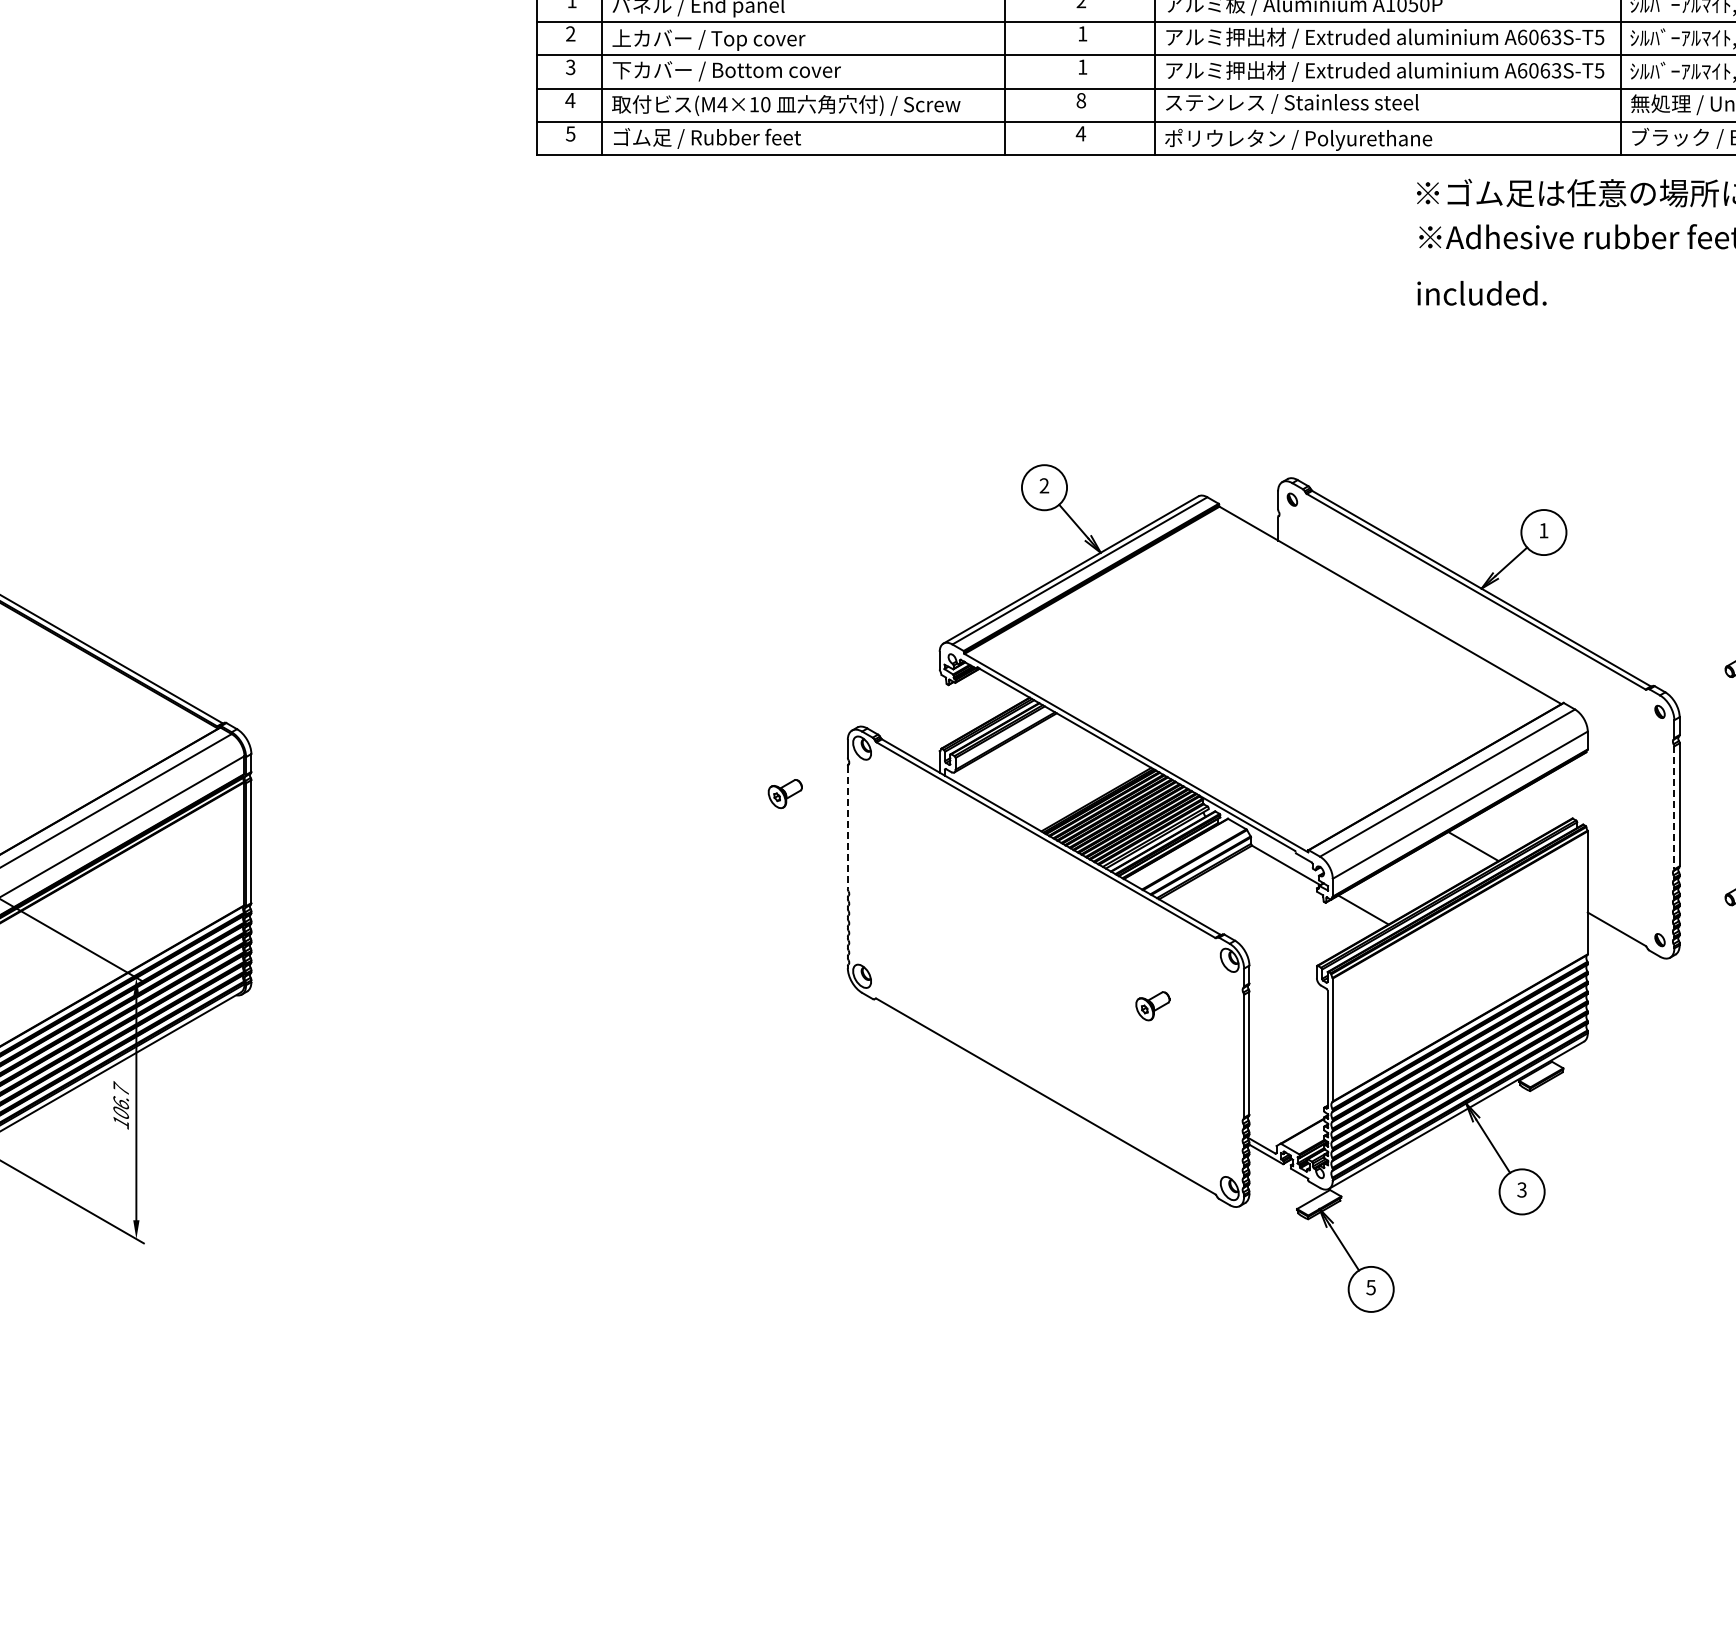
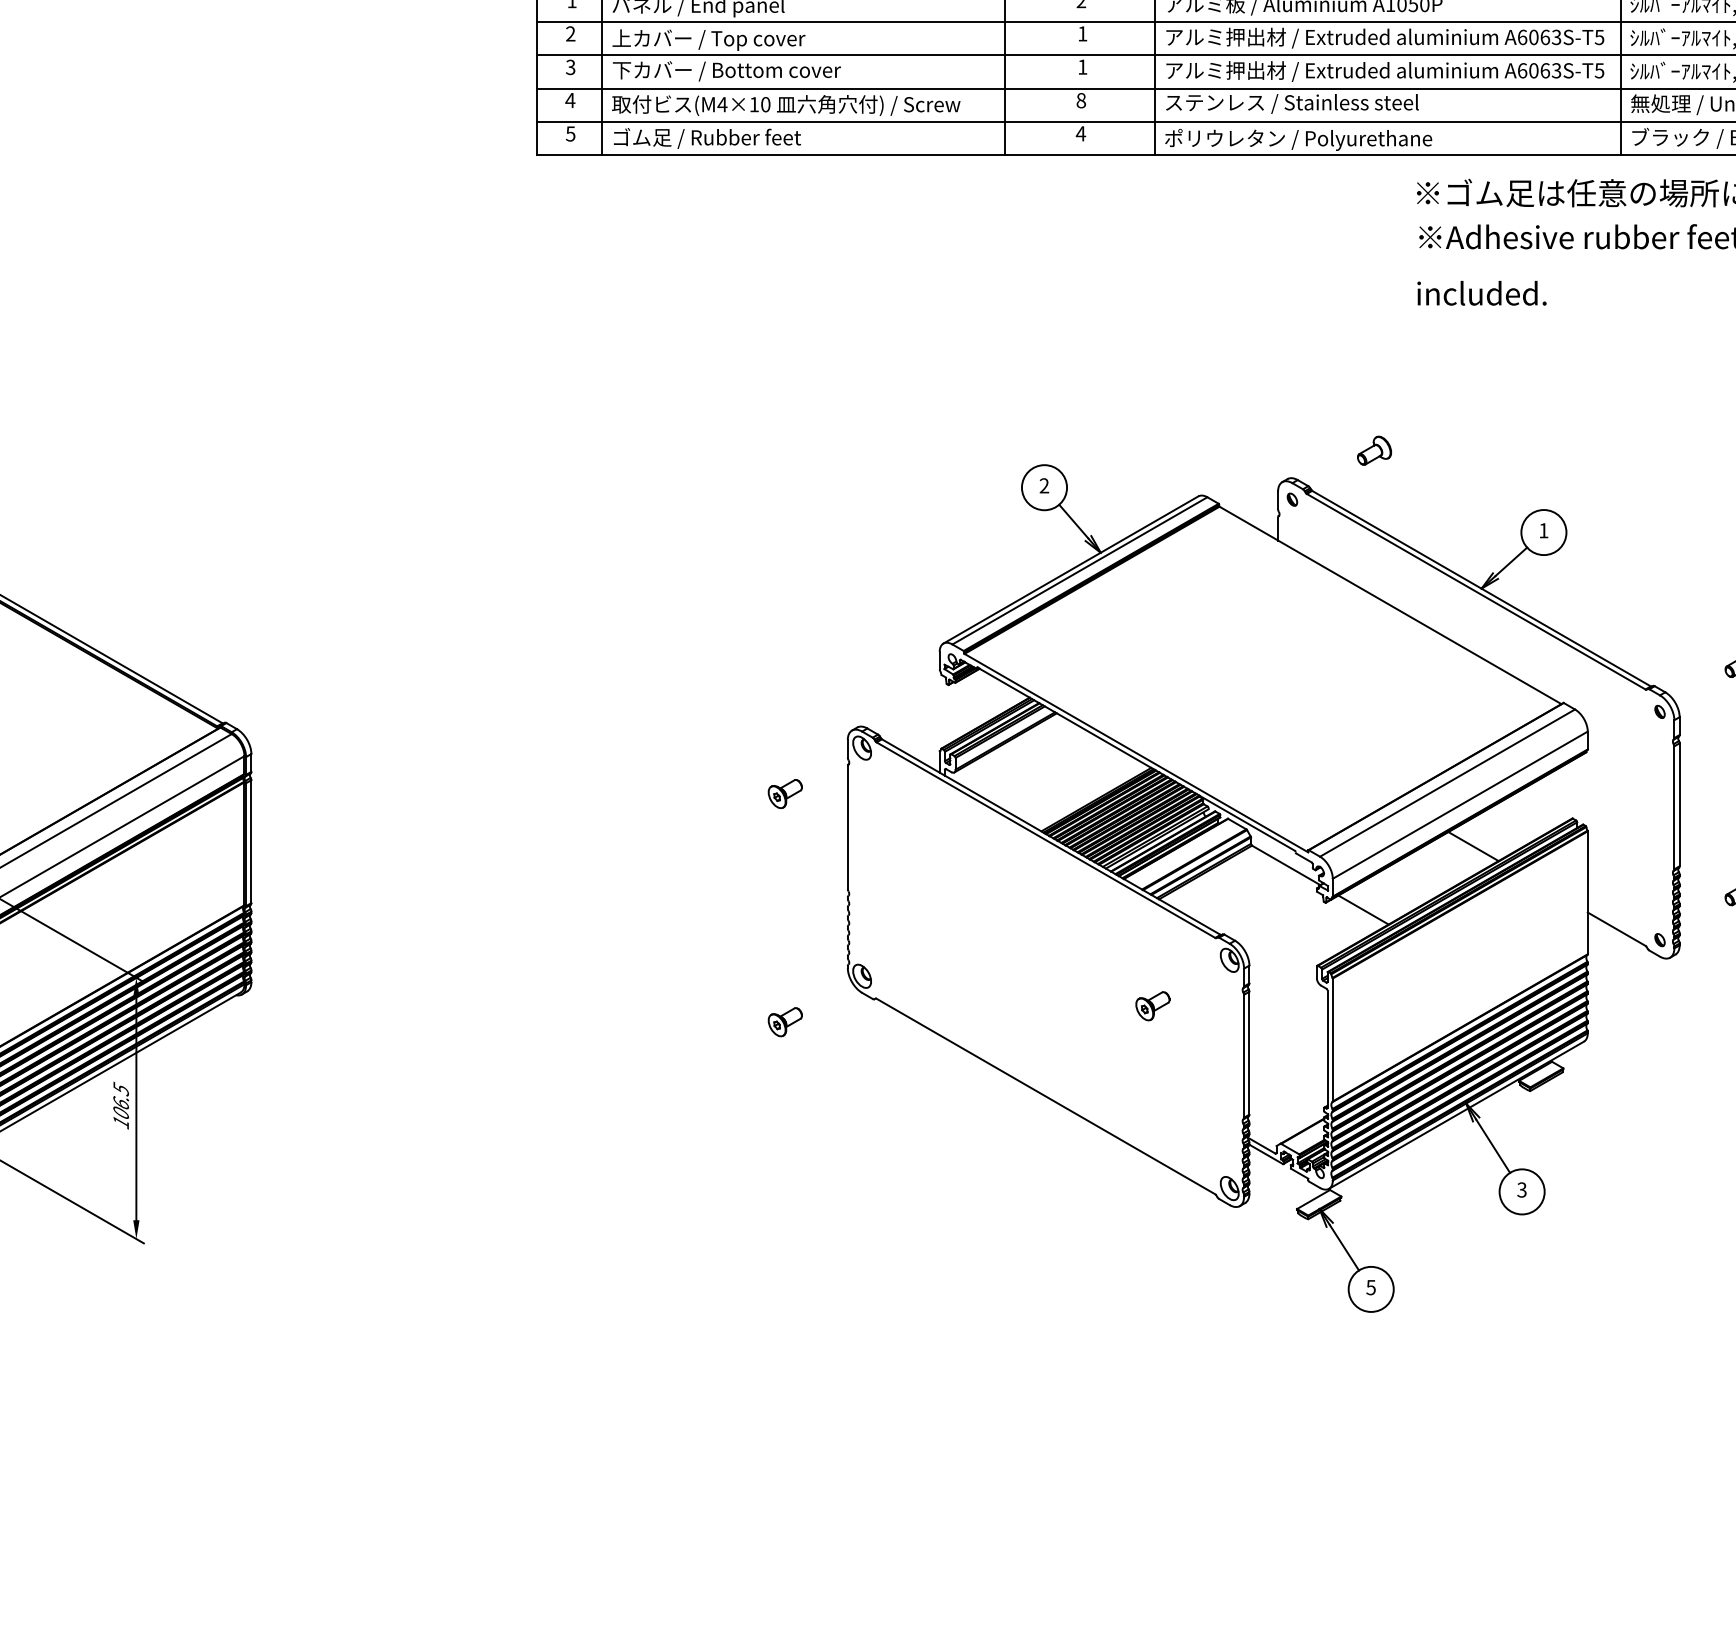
part: none -> present (1374, 450)
line: dashed -> solid (1674, 808)
line: dashed -> solid (847, 827)
part: none -> present (784, 1022)
text: 106.7 -> 106.5 (121, 1088)
